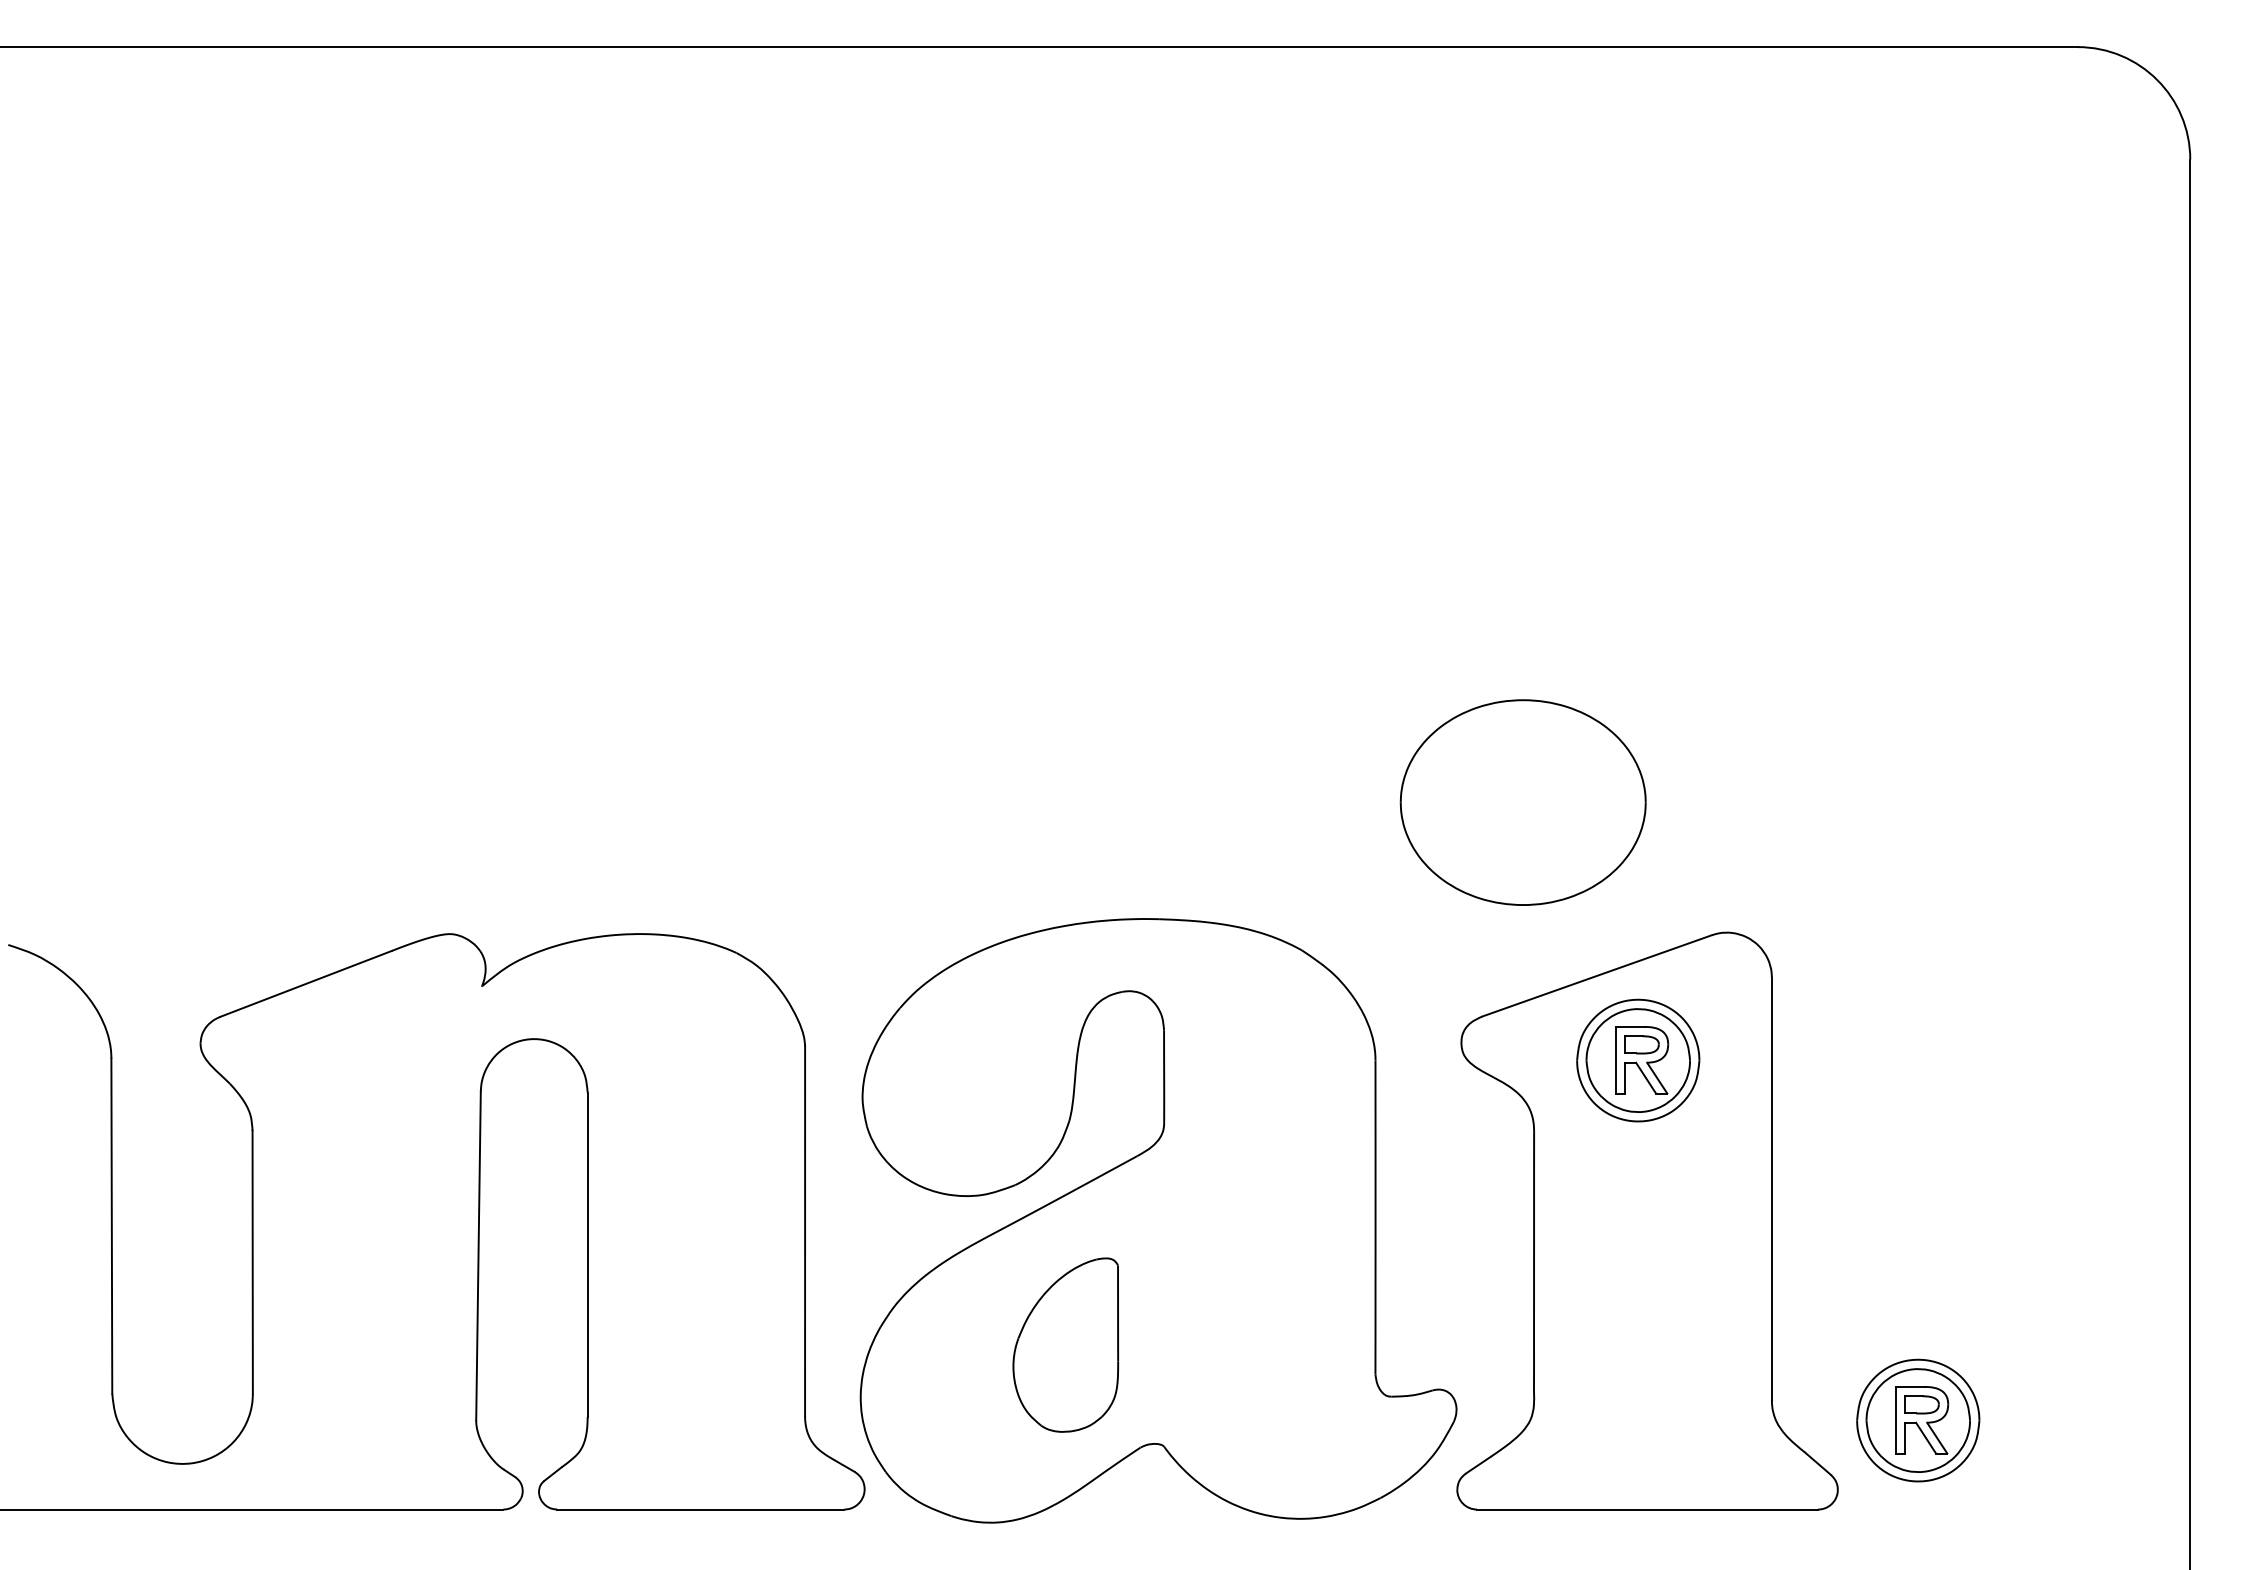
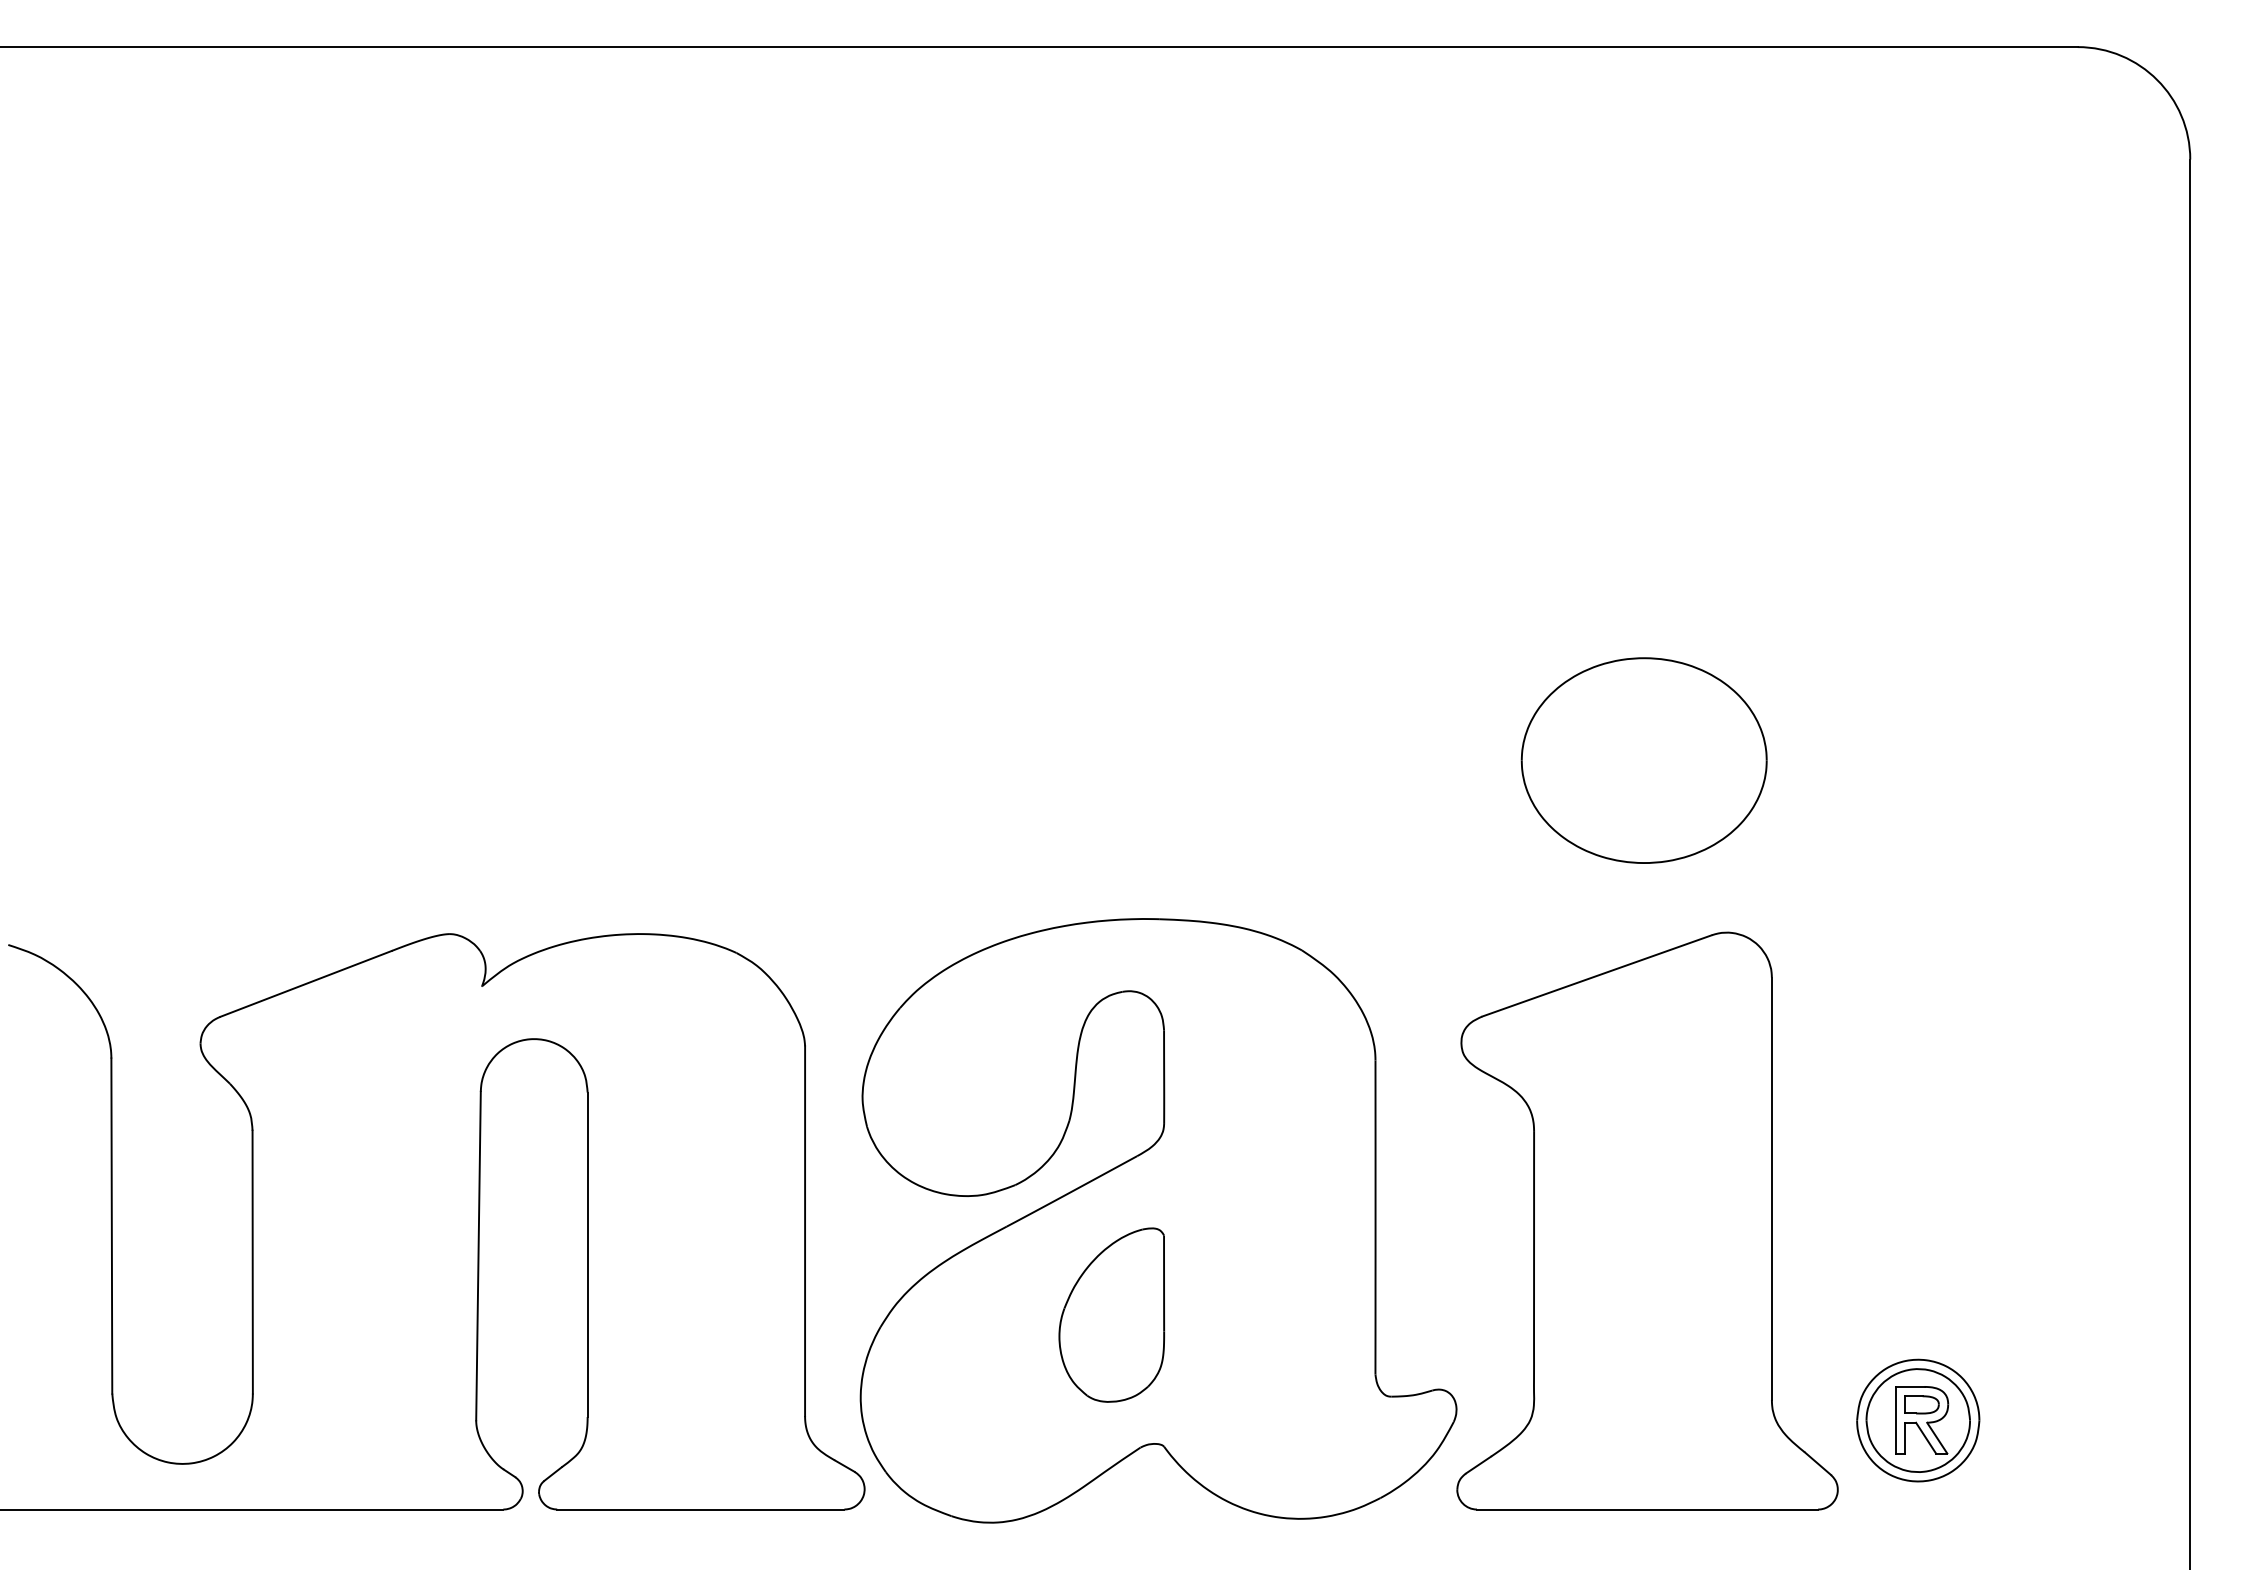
part position: (1522, 802) -> (1643, 760) (1643, 760)
part: present -> none (1638, 1060)
part position: (1065, 1344) -> (1111, 1314) (1111, 1314)
